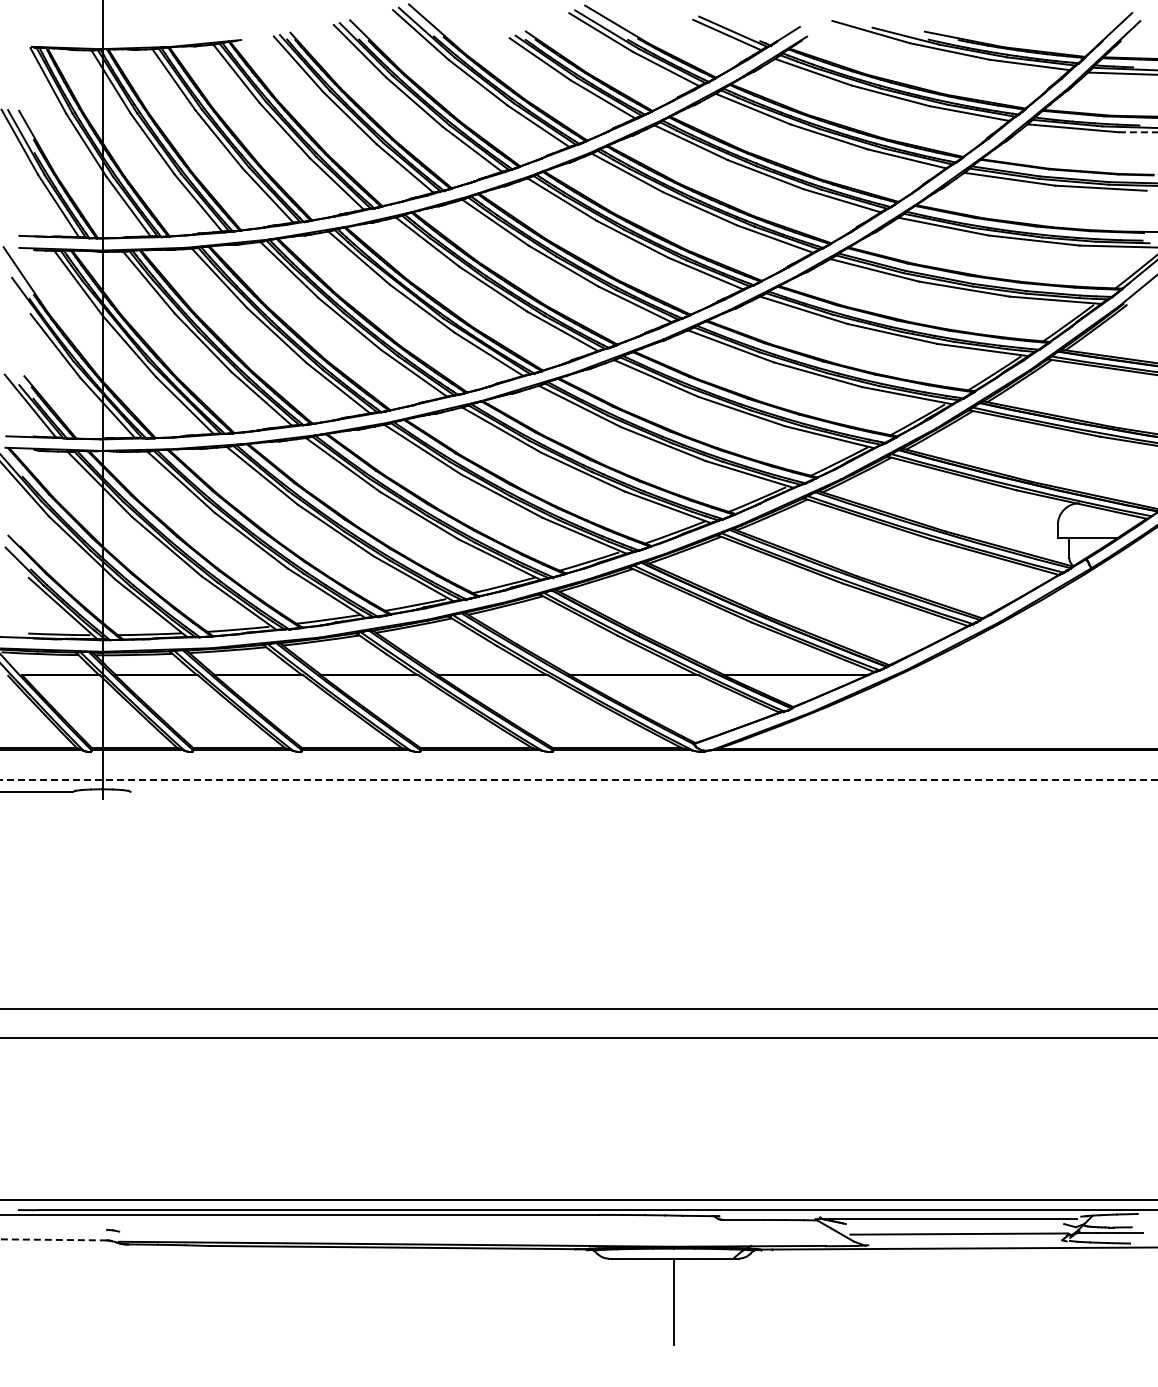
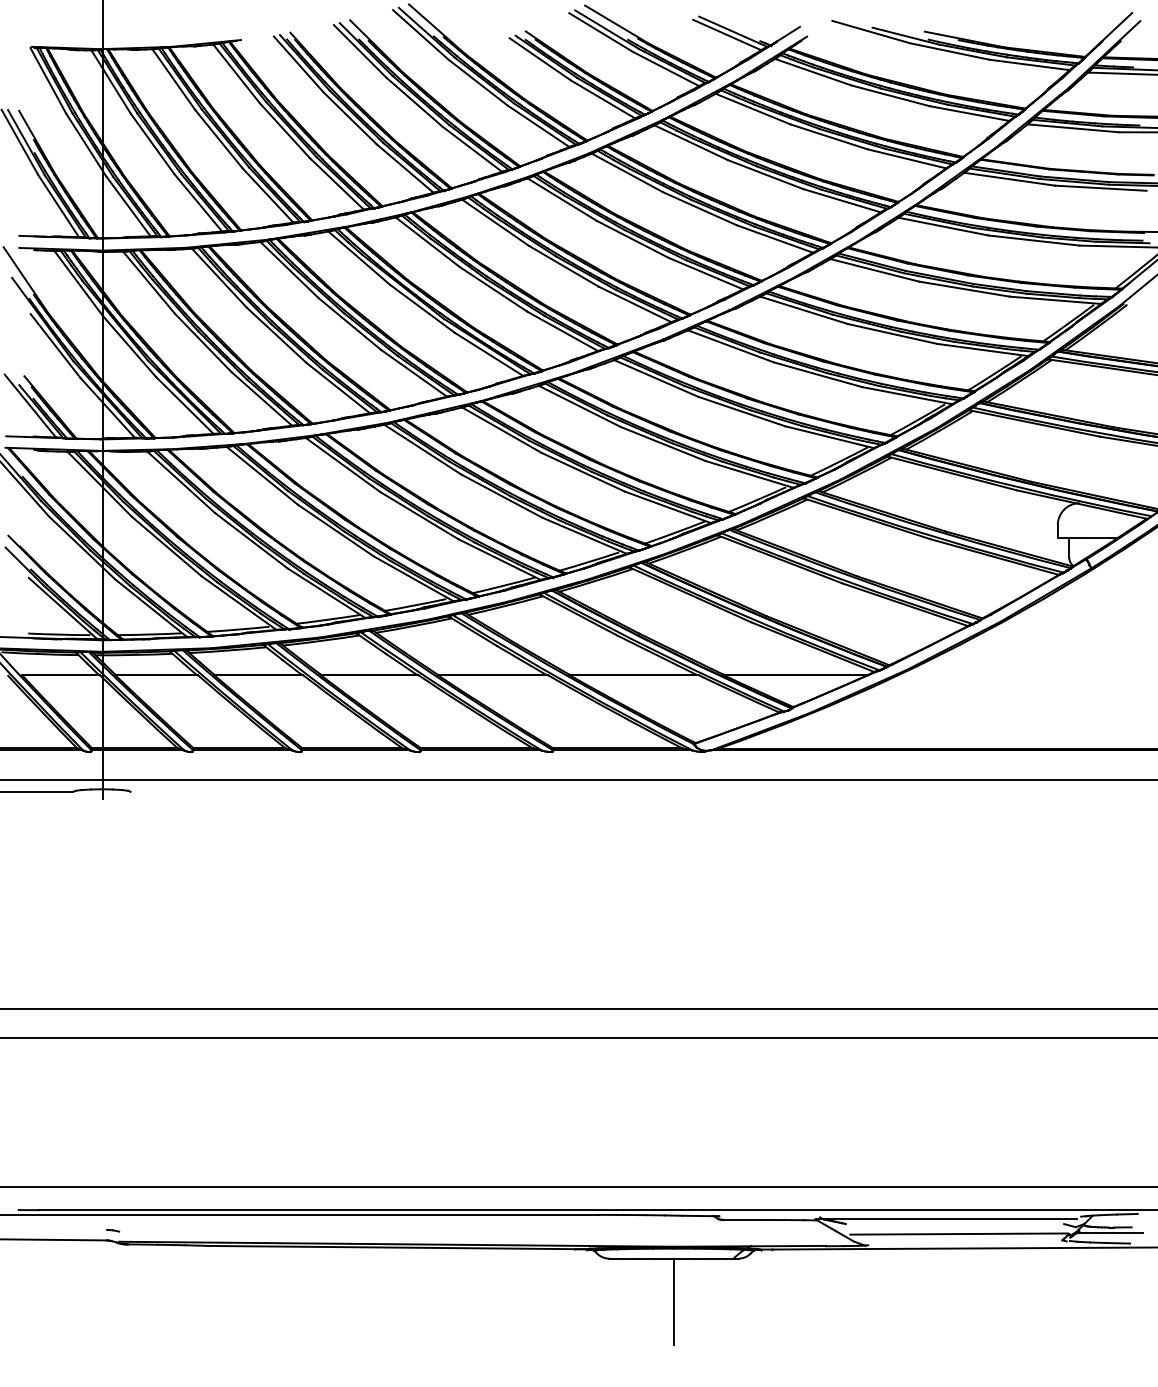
line: dashed -> solid (1138, 132)
line: dashed -> solid (578, 779)
line position: (578, 1200) -> (578, 1187) (578, 1187)
line: dashed -> solid (53, 1239)
